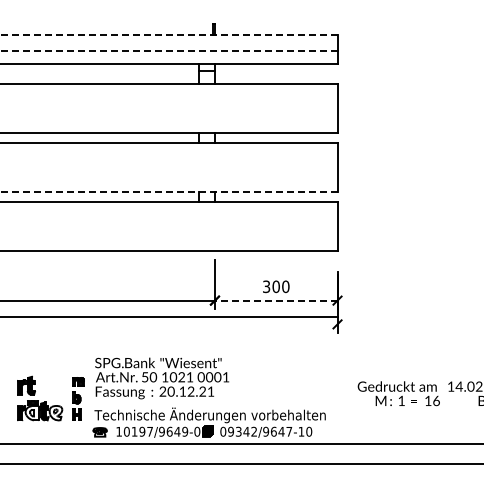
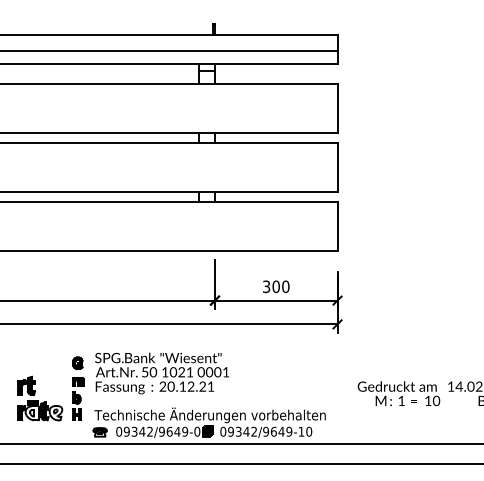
line: dashed -> solid (168, 35)
line: dashed -> solid (168, 51)
line: dashed -> solid (168, 192)
line: dashed -> solid (275, 300)
line position: (169, 317) -> (169, 324) (169, 324)
part: none -> present (77, 362)
text position: (162, 378) -> (162, 373) (162, 373)
text: 16 -> 10 (436, 400)
text: 10197/9649-0 -> 09342/9649-0 (134, 431)
text: 09342/9647-10 -> 09342/9649-10 (289, 431)
